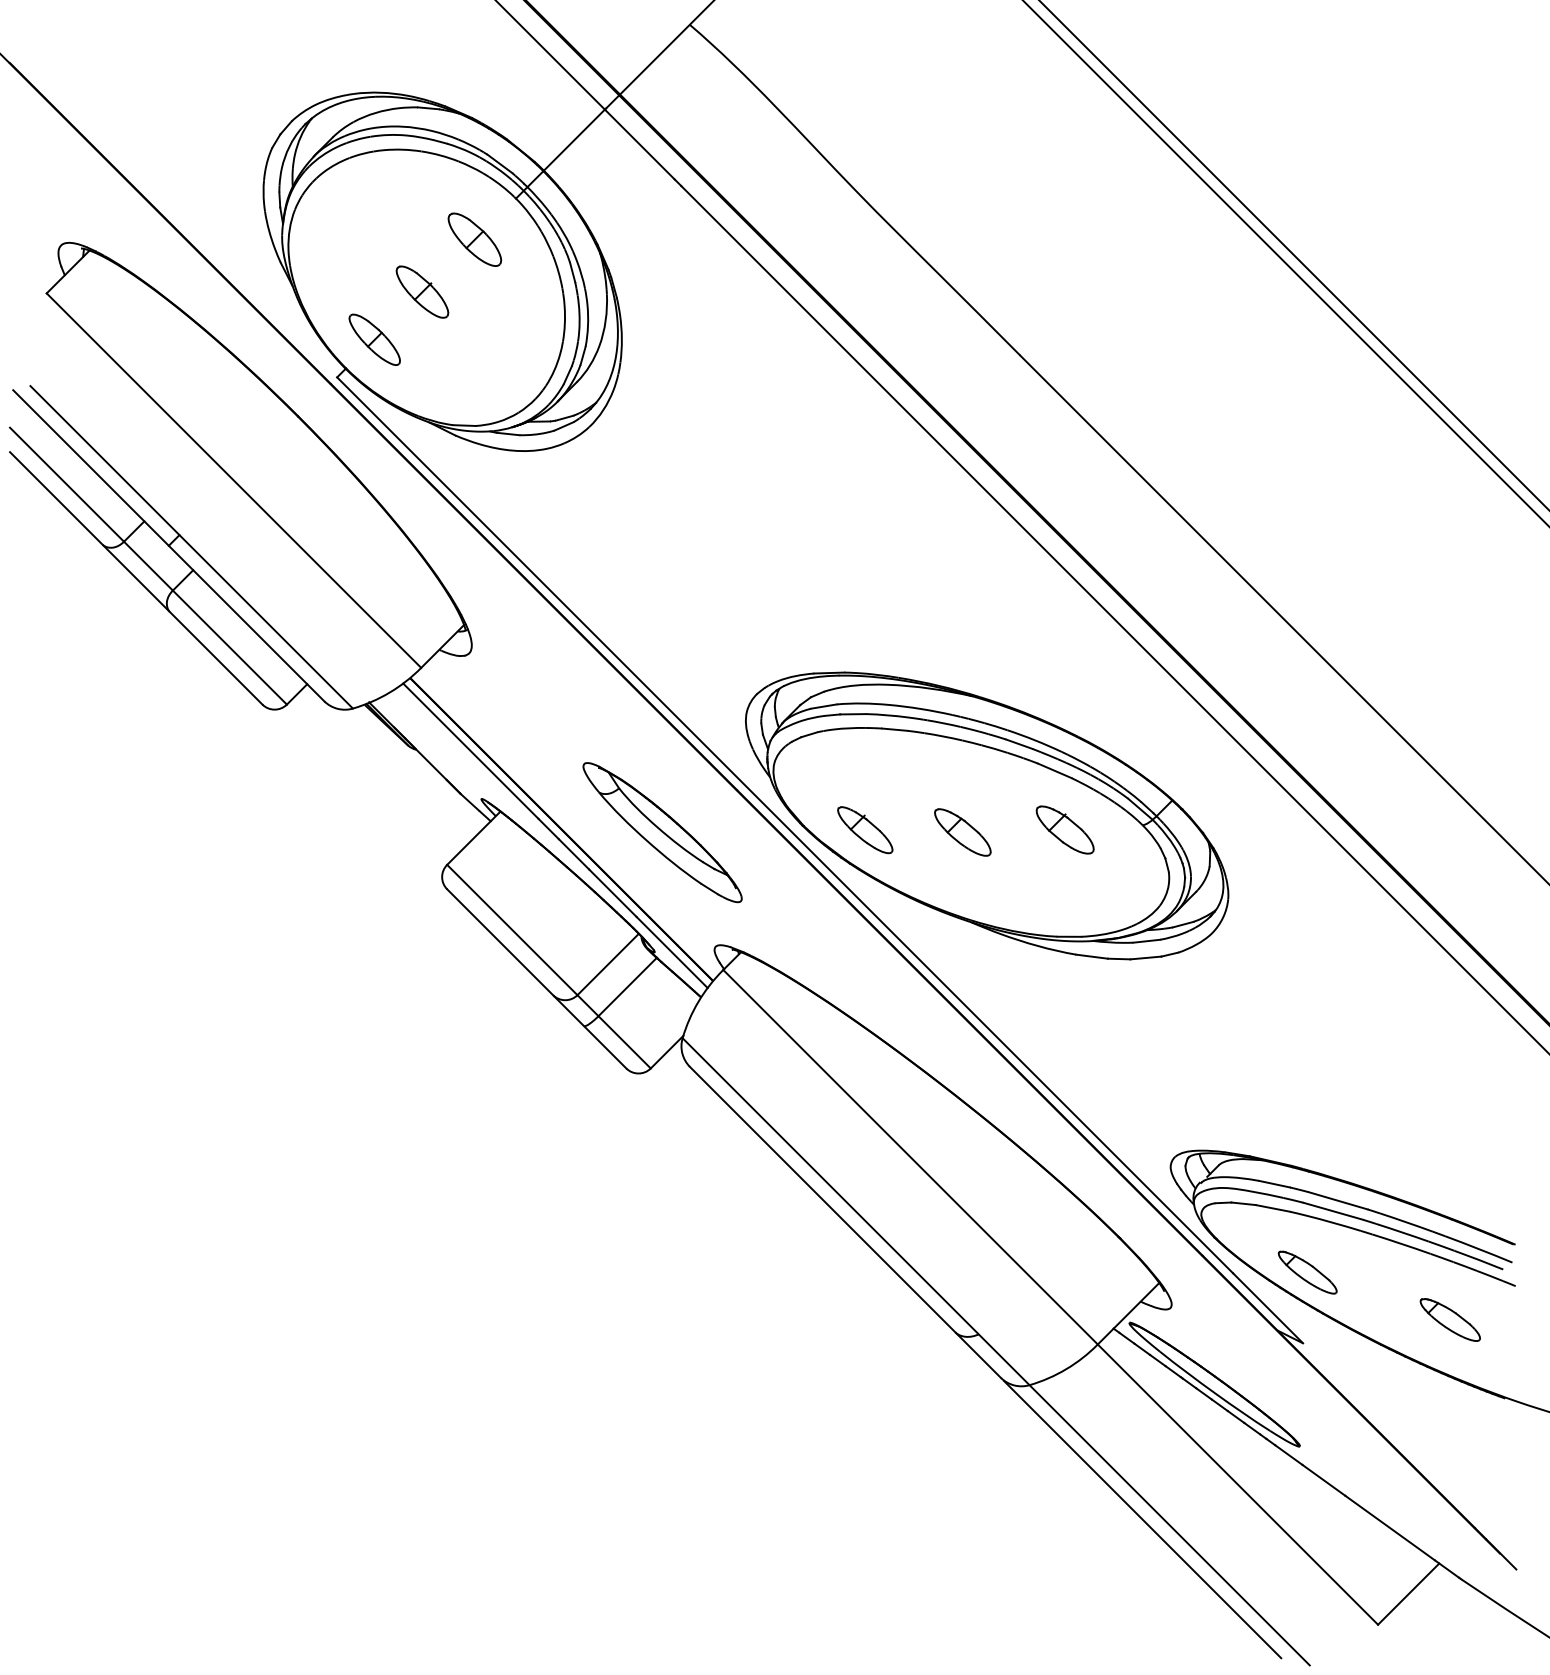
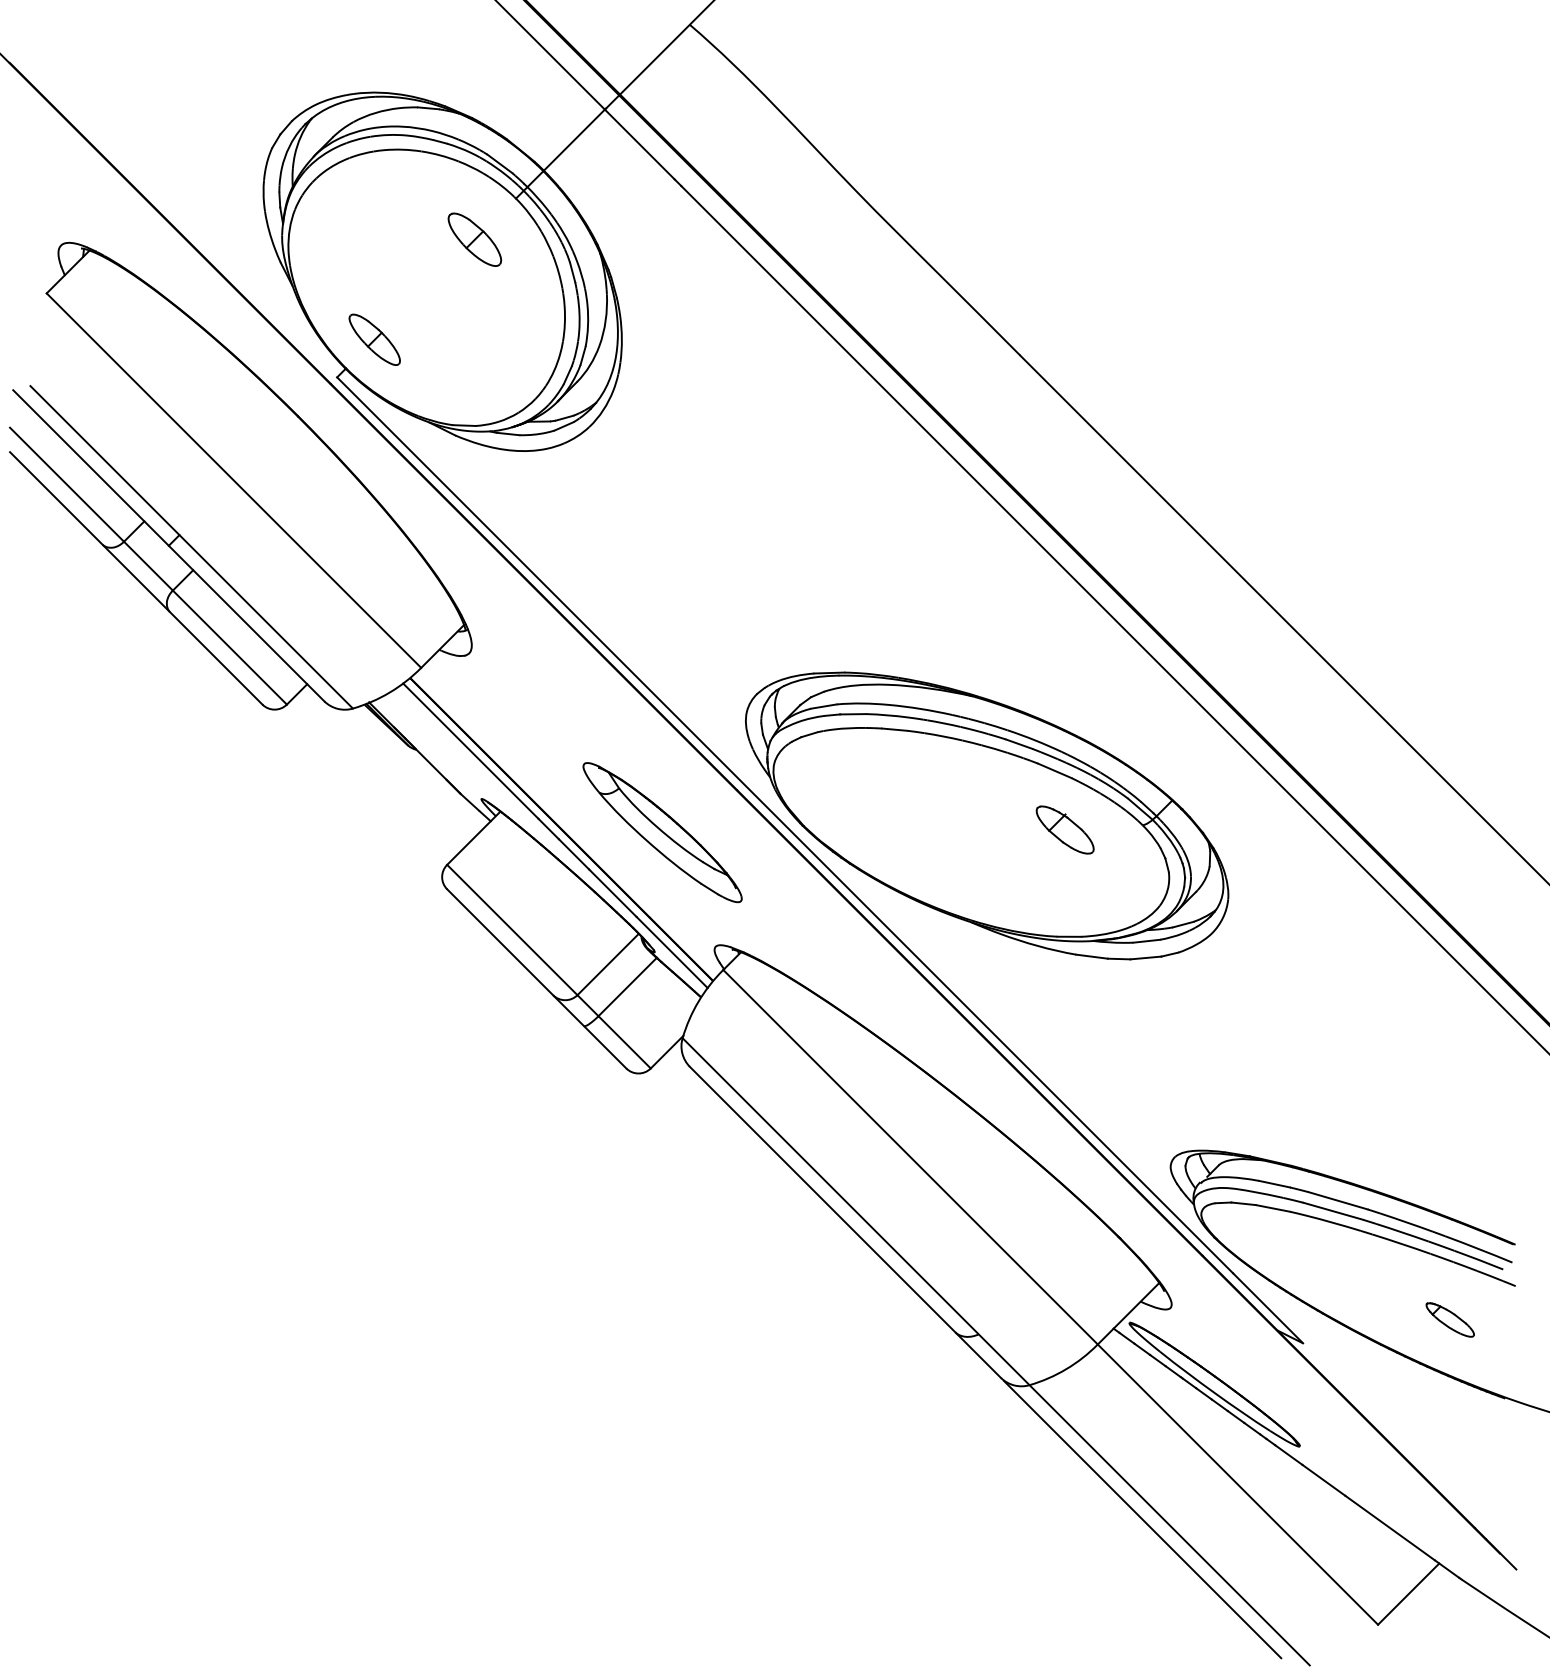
line: present -> none (1293, 254)
line: present -> none (1285, 263)
part: present -> none (422, 291)
part: present -> none (865, 830)
part: present -> none (962, 832)
part: present -> none (1307, 1272)
part size: 62x44 px -> 50x36 px (1449, 1319)
